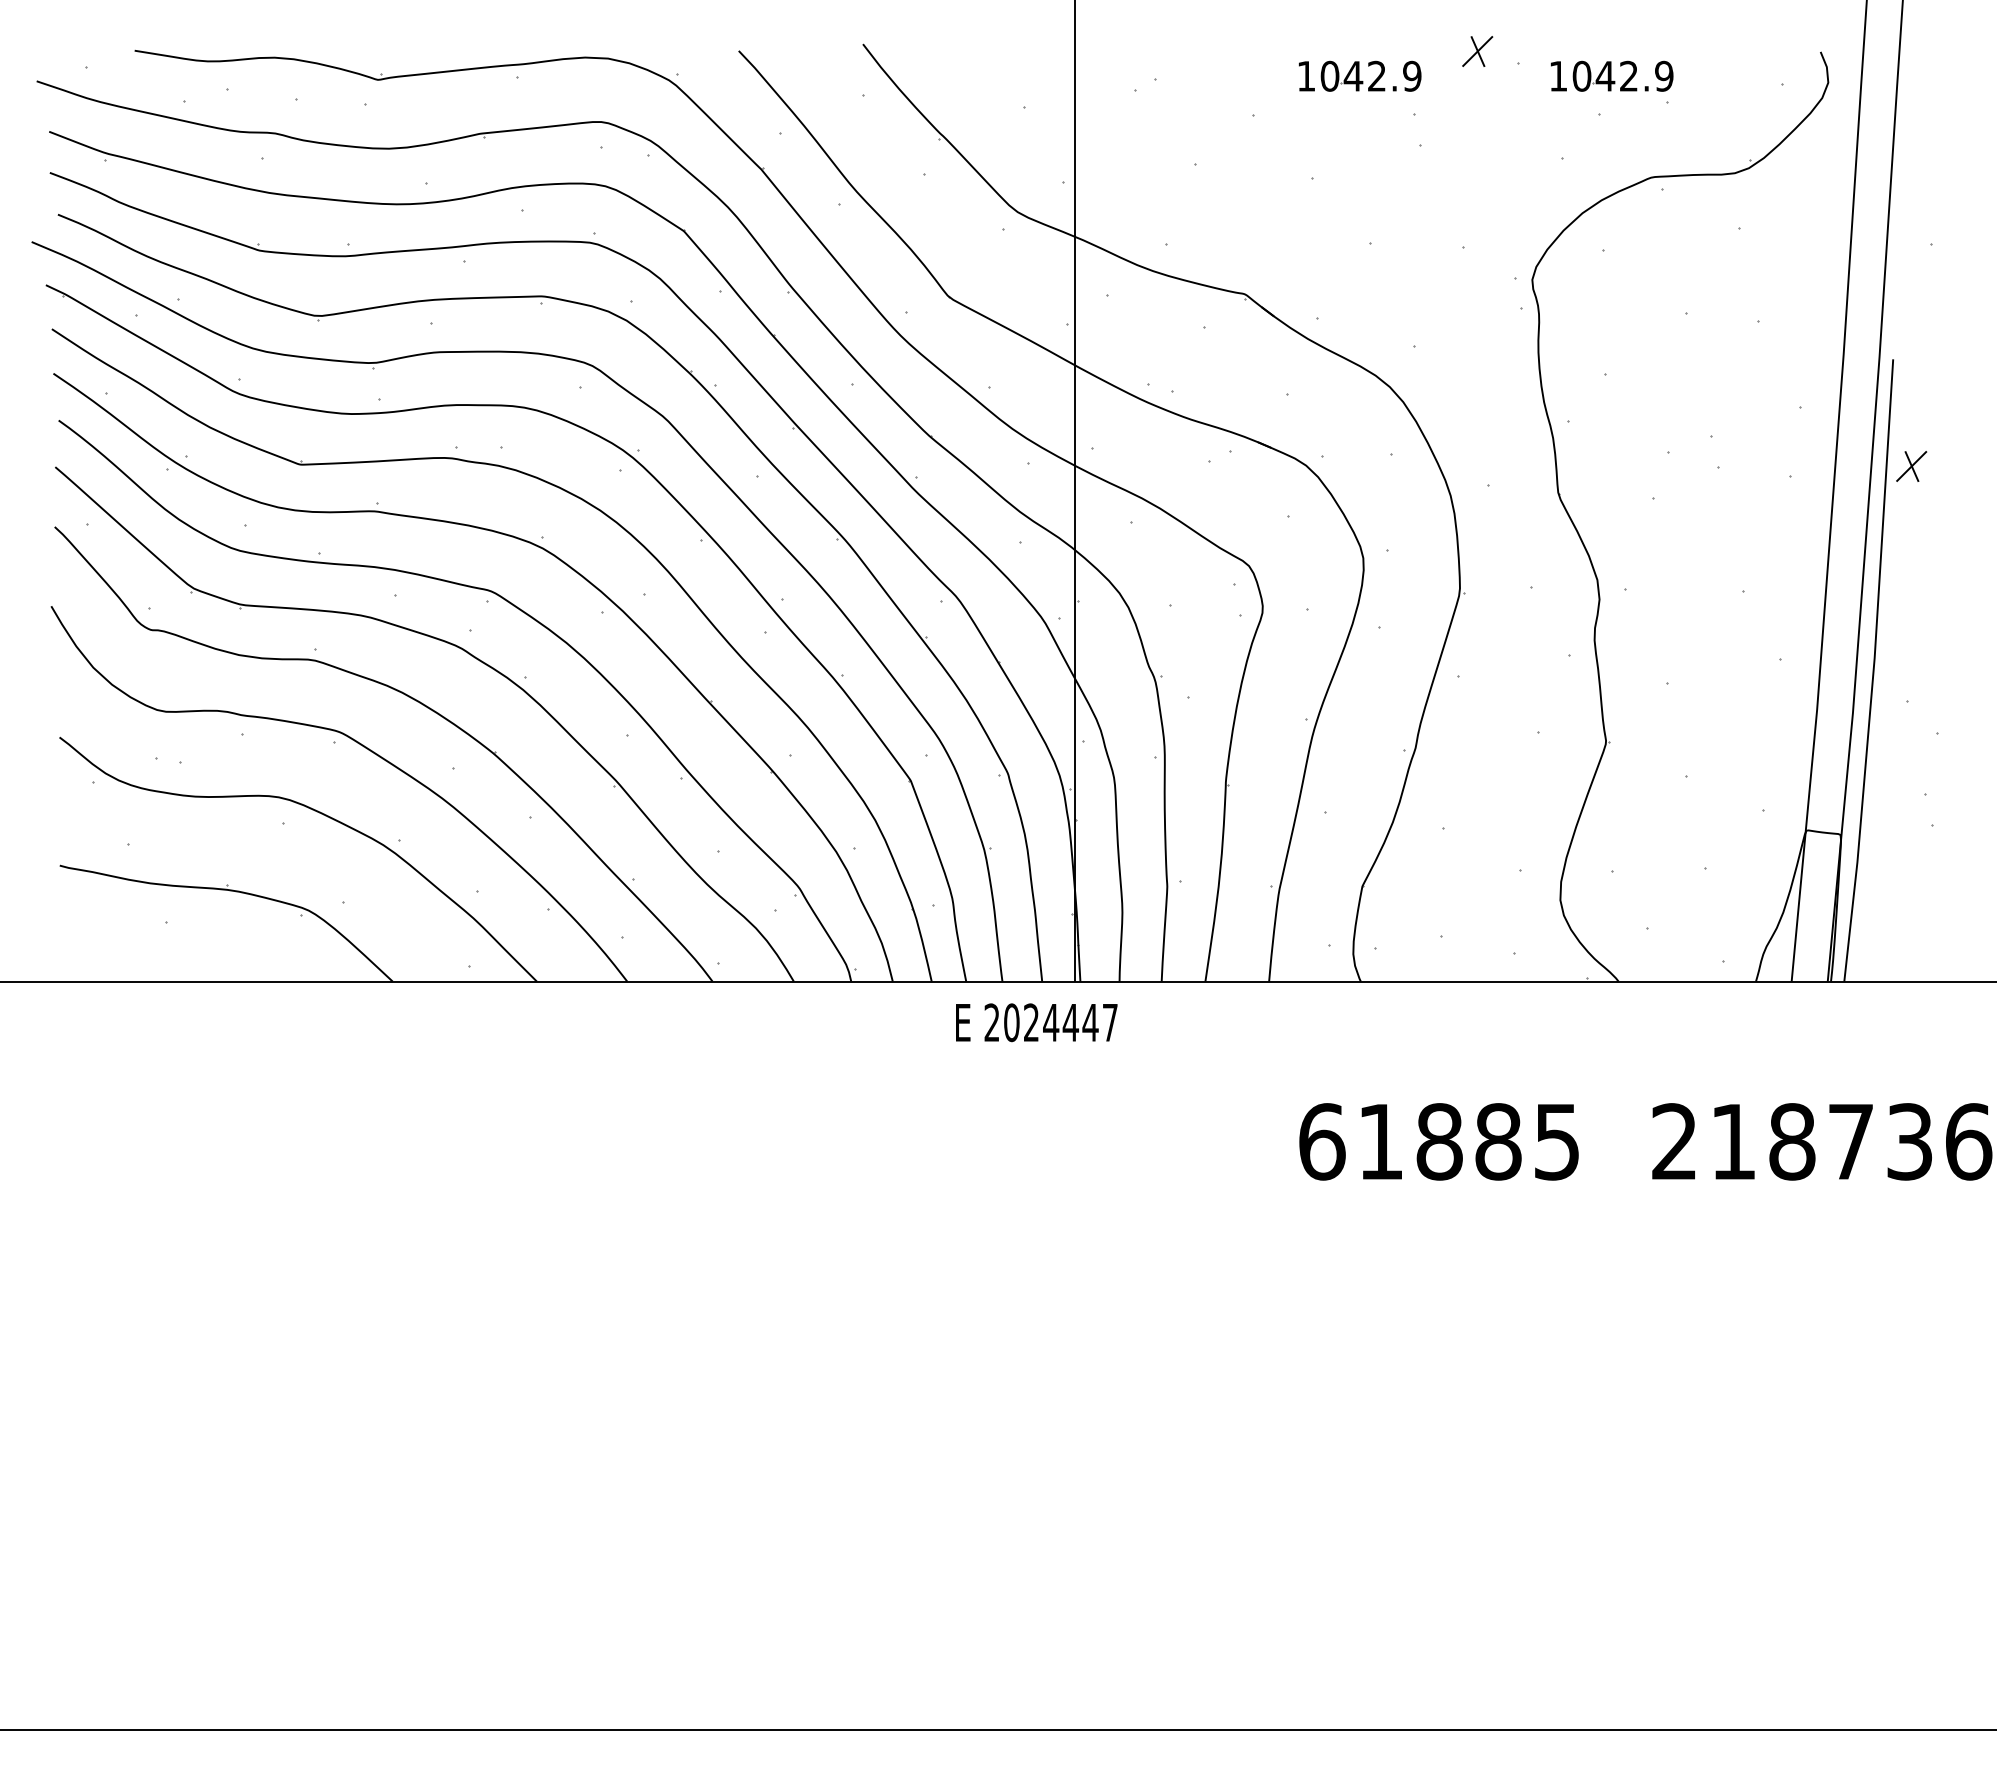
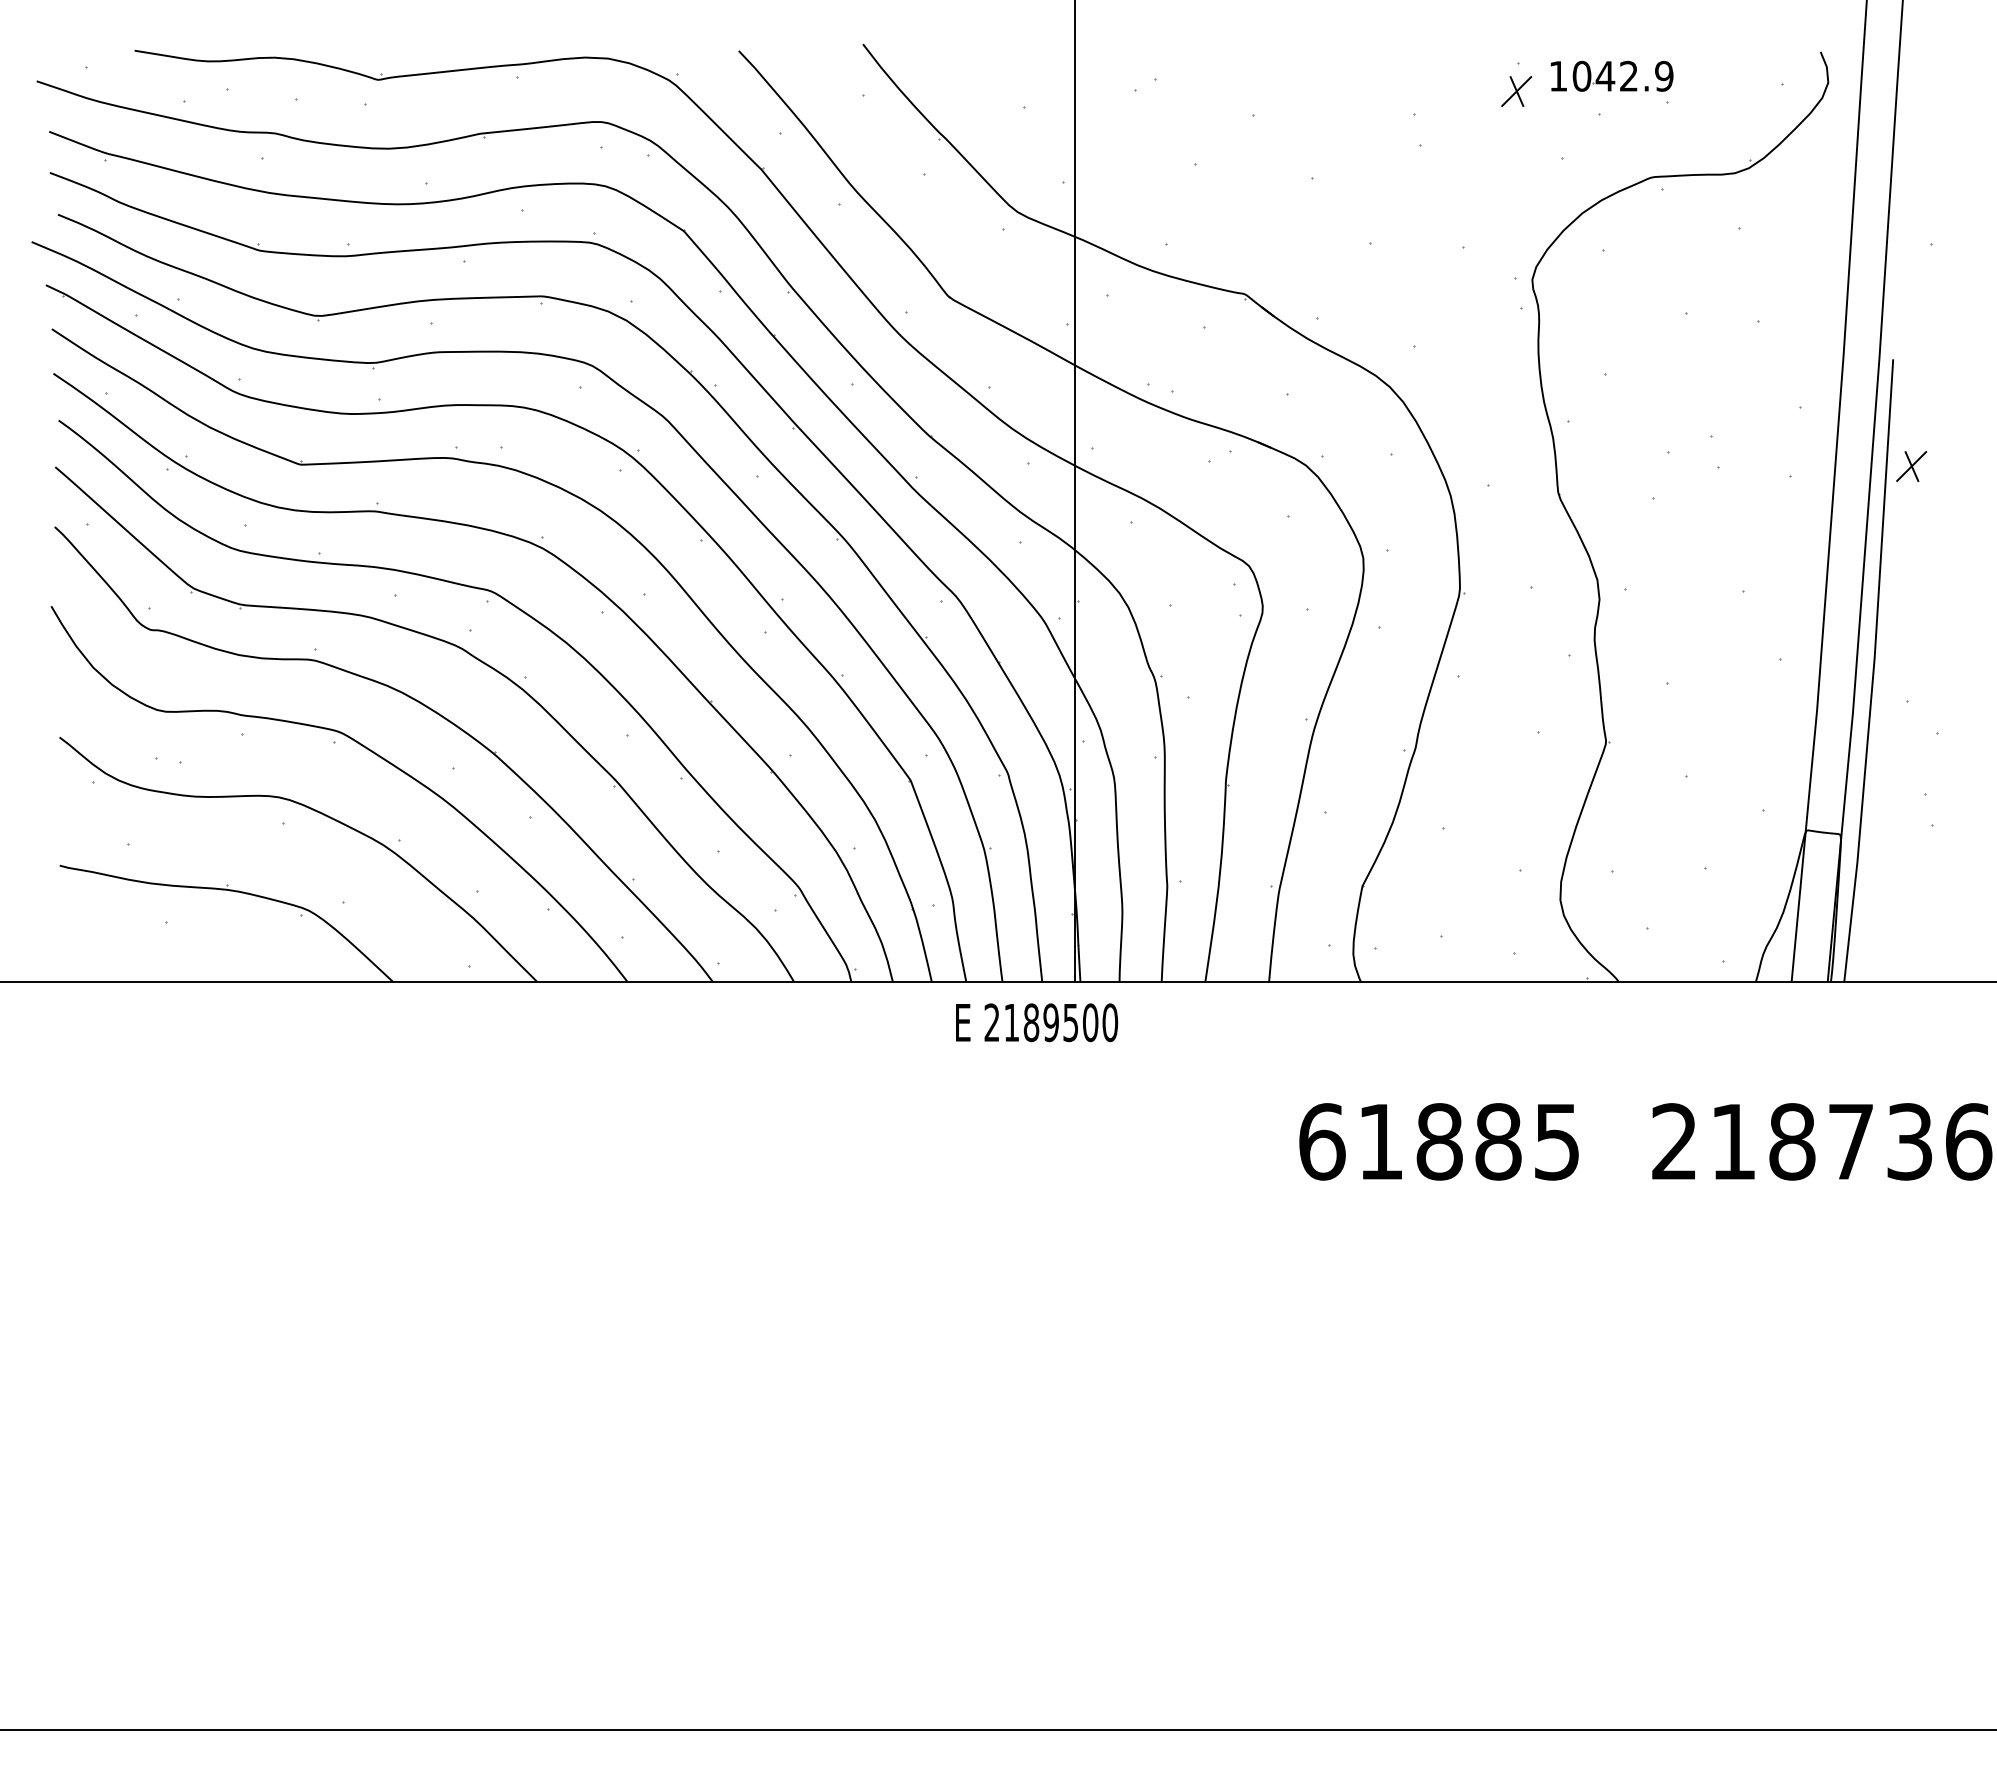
part position: (1477, 51) -> (1516, 91) (1516, 91)
part: present -> none (1360, 75)
text: 2024447 -> 2189500 (1061, 1022)
